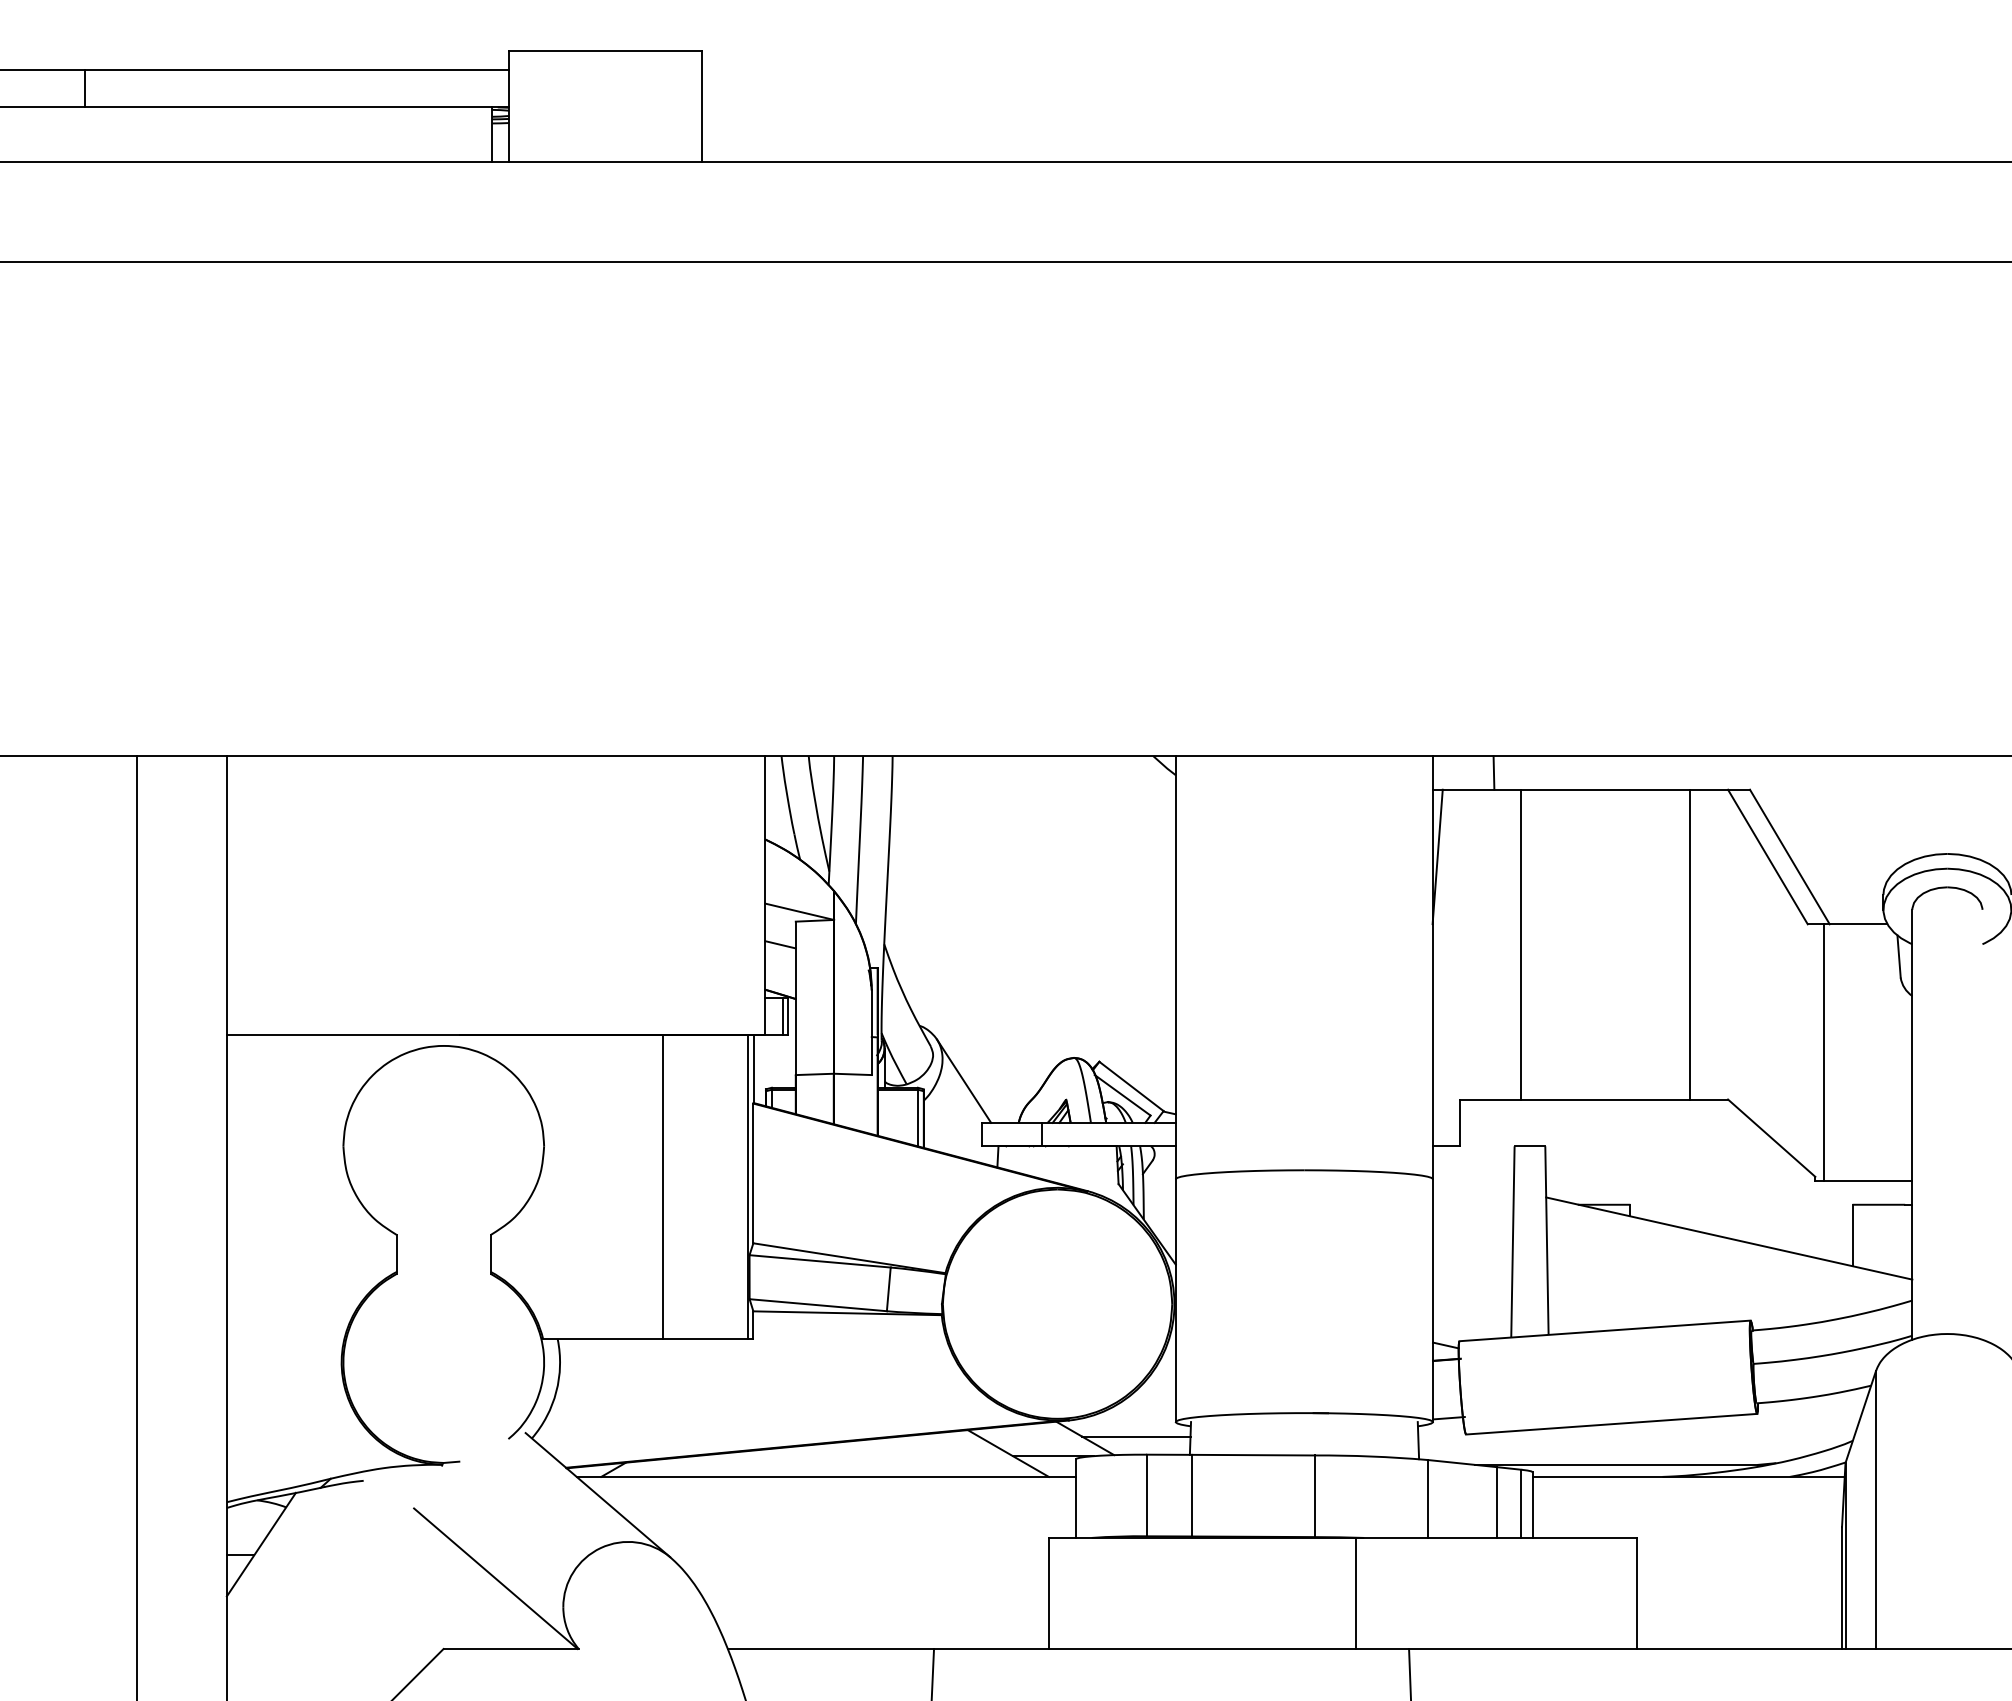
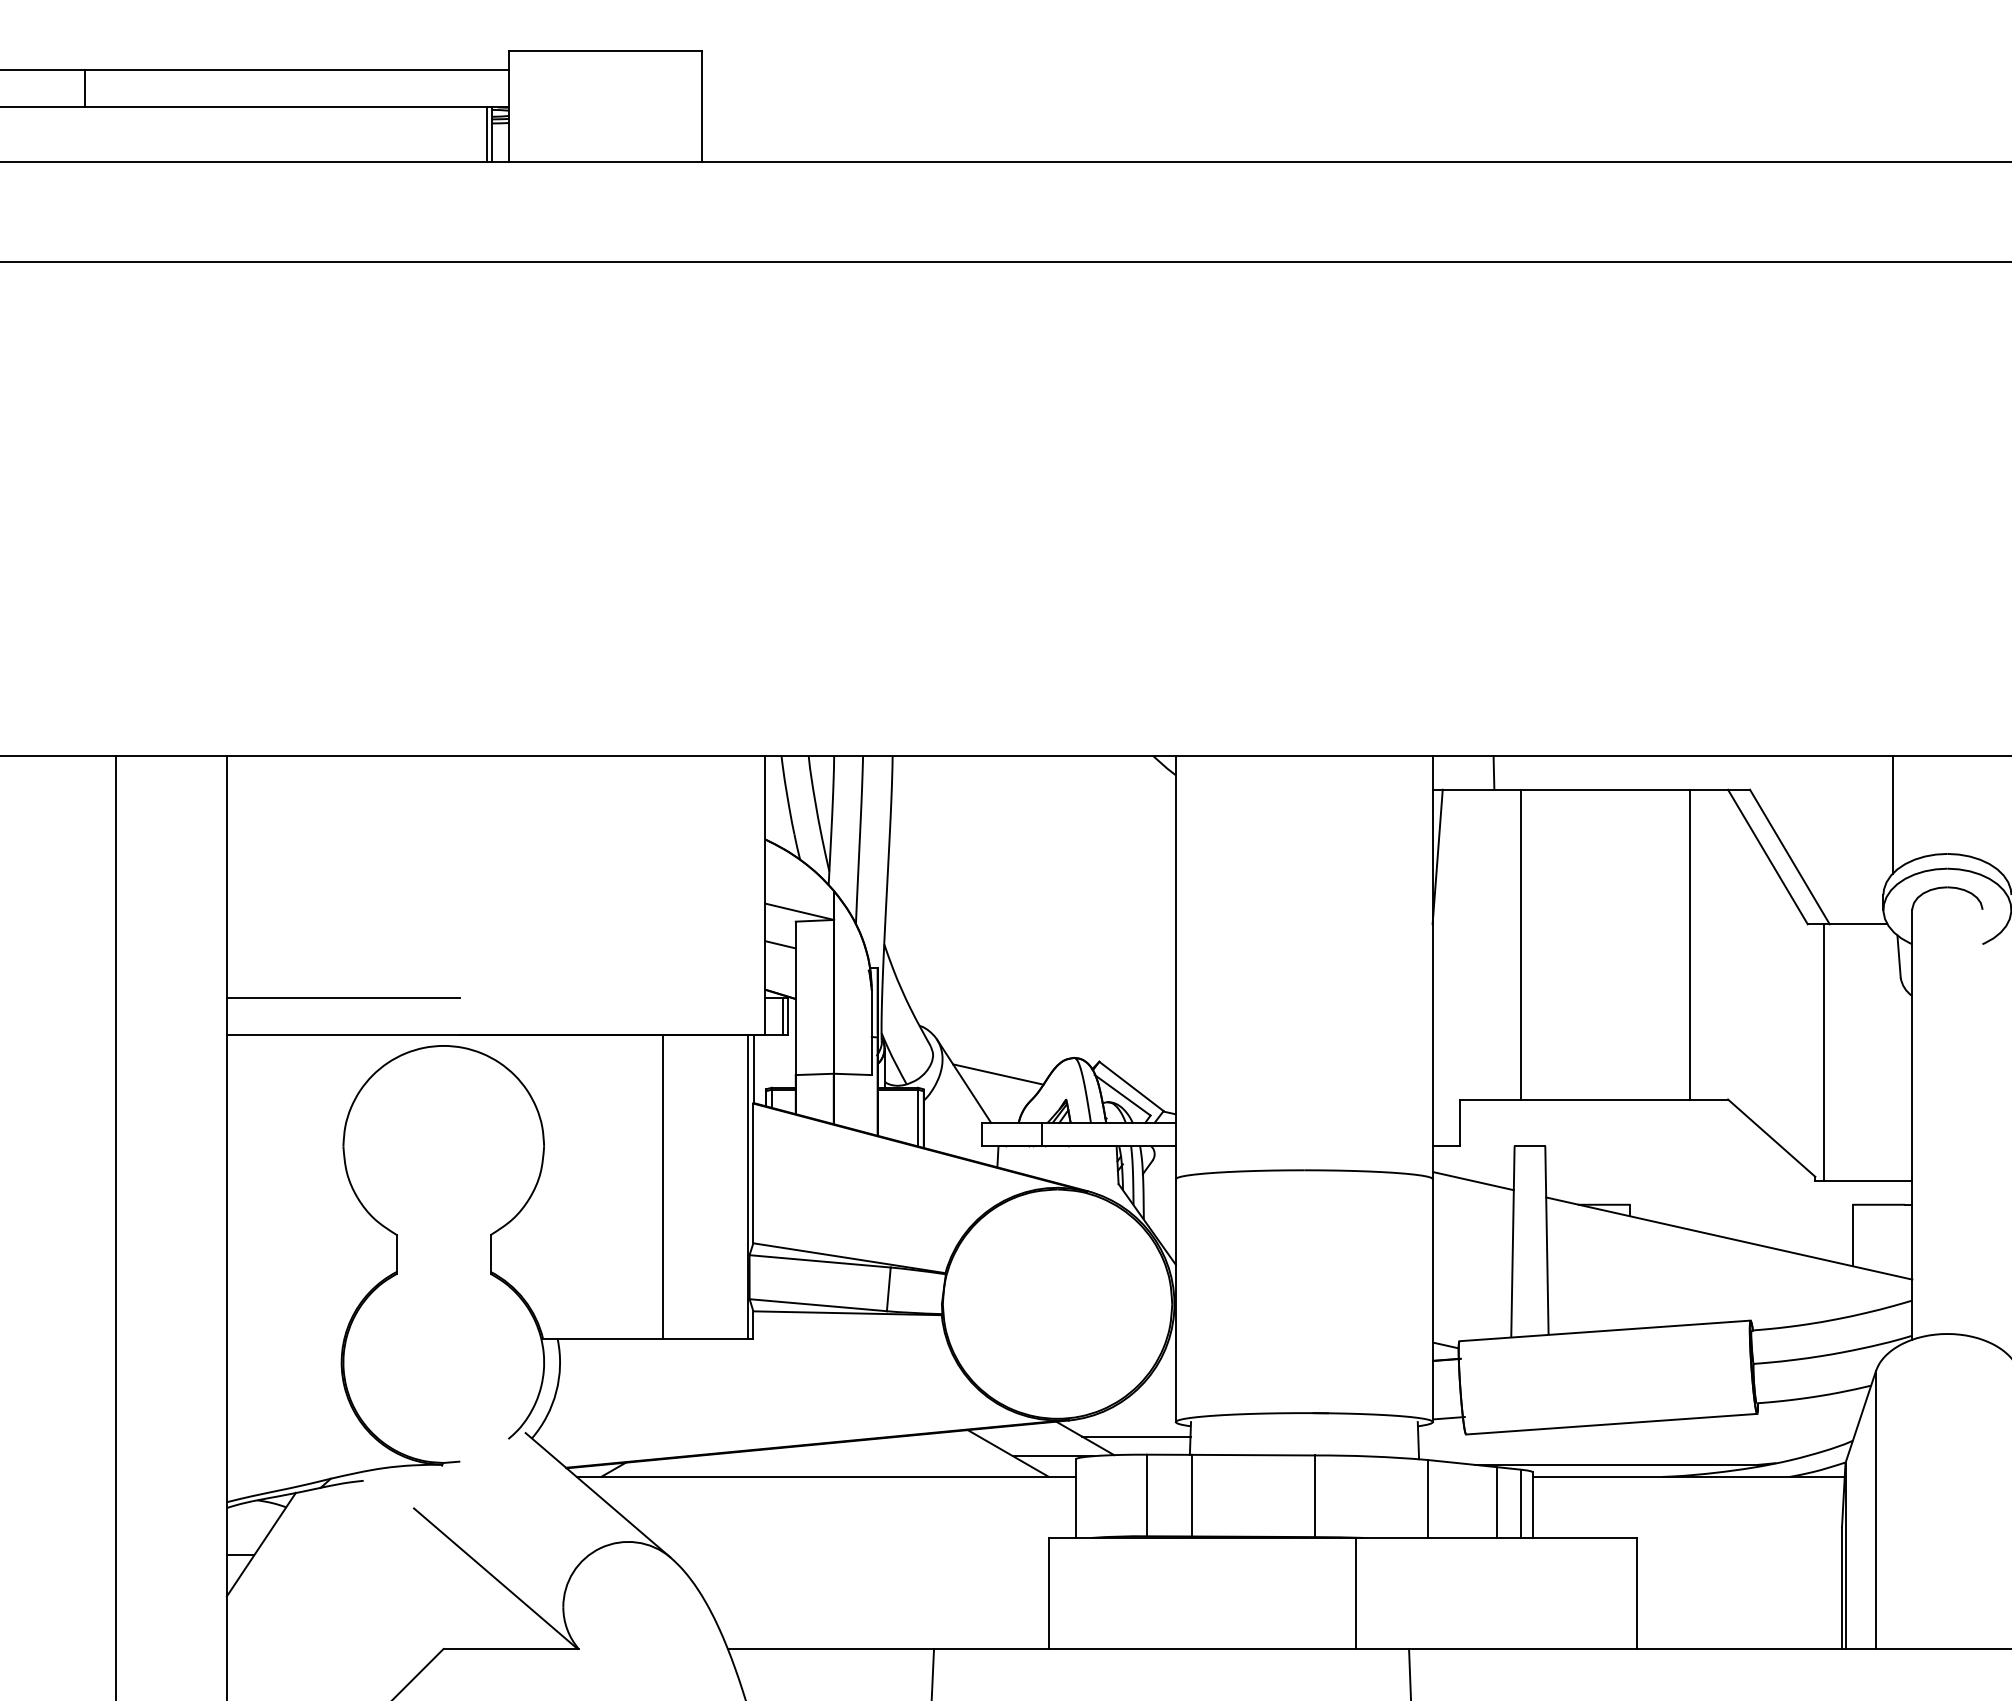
line: none -> present (486, 134)
line: none -> present (1892, 814)
line: none -> present (343, 998)
line: none -> present (998, 1074)
line: none -> present (1473, 1181)
line position: (136, 1226) -> (115, 1226) (115, 1226)
